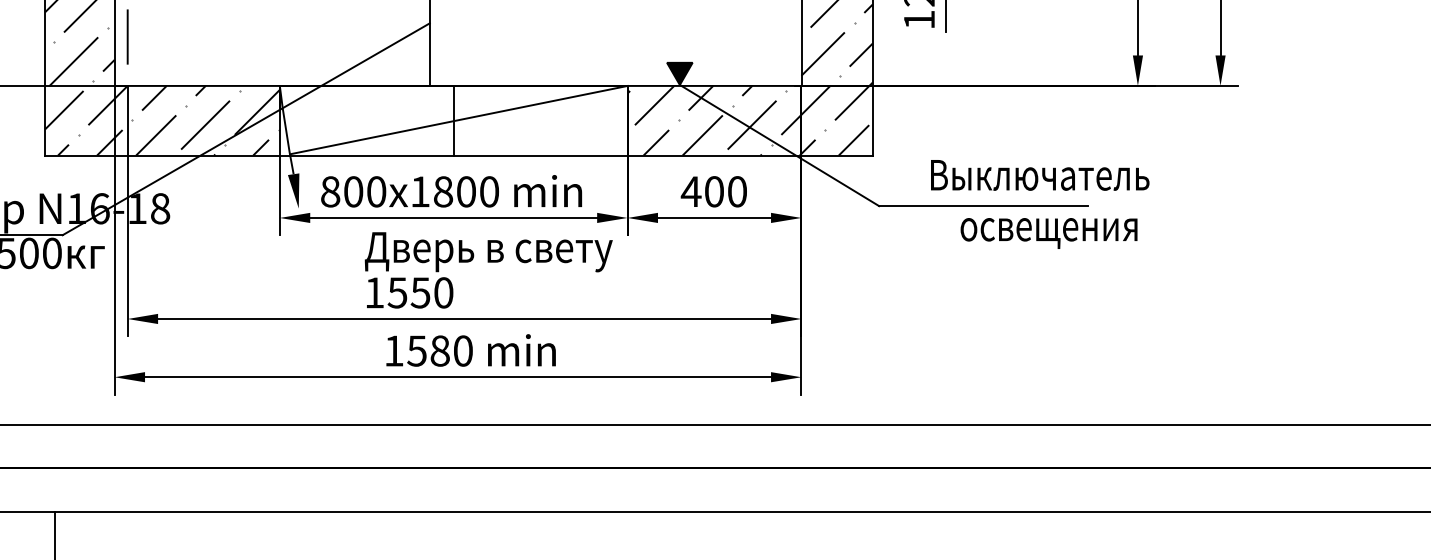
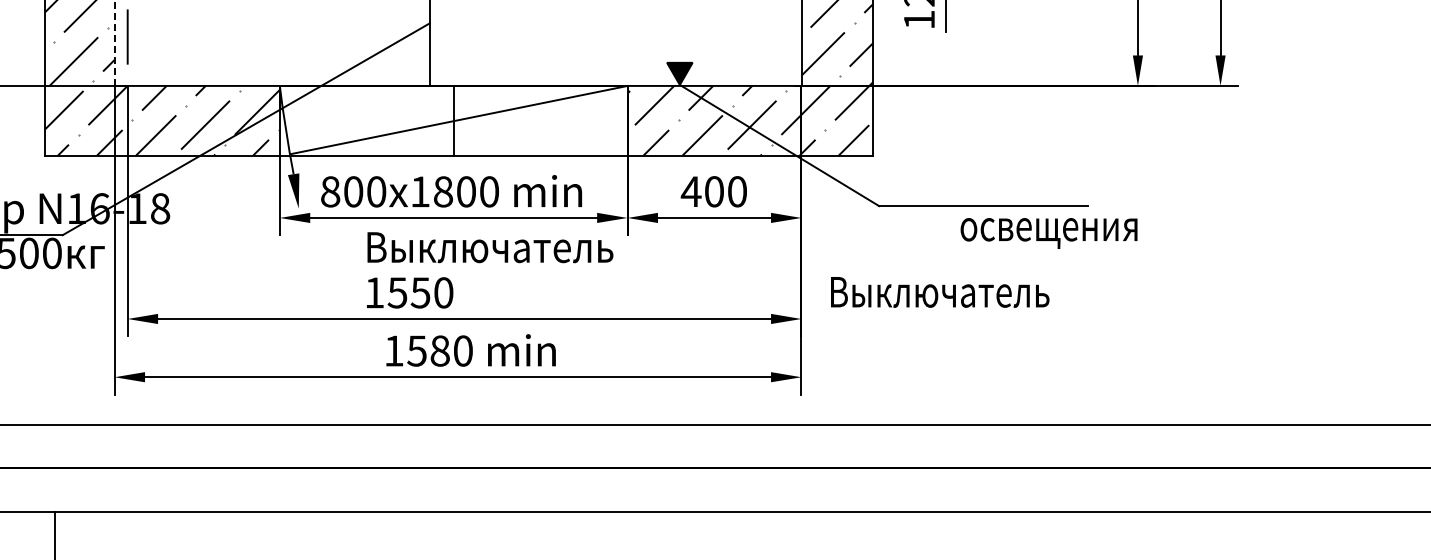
line: solid -> dashed (114, 43)
text position: (1040, 175) -> (940, 292) (940, 292)
text: Дверь в свету -> Выключатель (488, 252)
